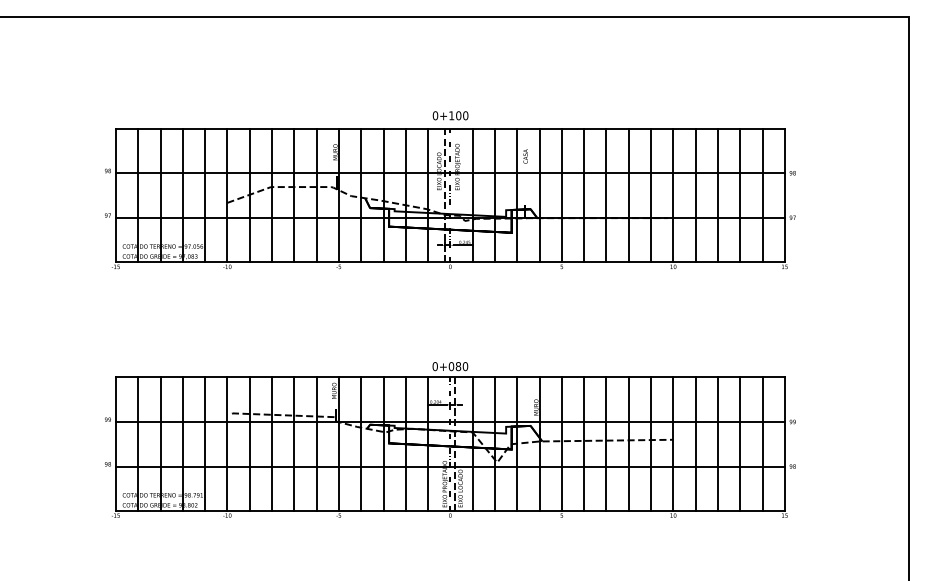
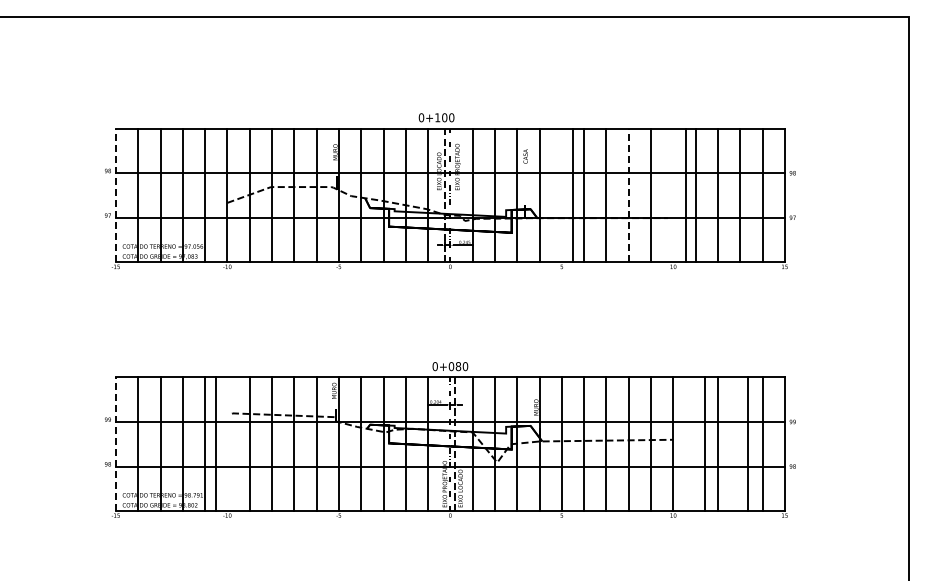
text position: (450, 115) -> (436, 117) (436, 117)
line: solid -> dashed (115, 195)
line position: (561, 195) -> (572, 195) (572, 195)
line: solid -> dashed (628, 195)
line position: (673, 195) -> (686, 195) (686, 195)
line: solid -> dashed (115, 444)
line position: (227, 444) -> (216, 444) (216, 444)
line position: (695, 444) -> (704, 444) (704, 444)
line position: (740, 444) -> (748, 444) (748, 444)
